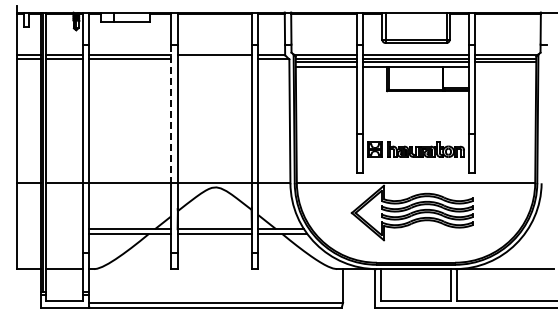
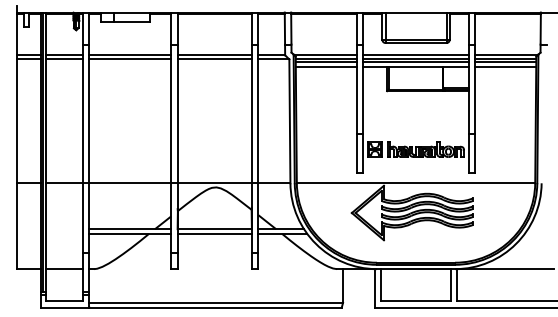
line: none -> present (214, 59)
line: none -> present (505, 67)
line: dashed -> solid (171, 114)
